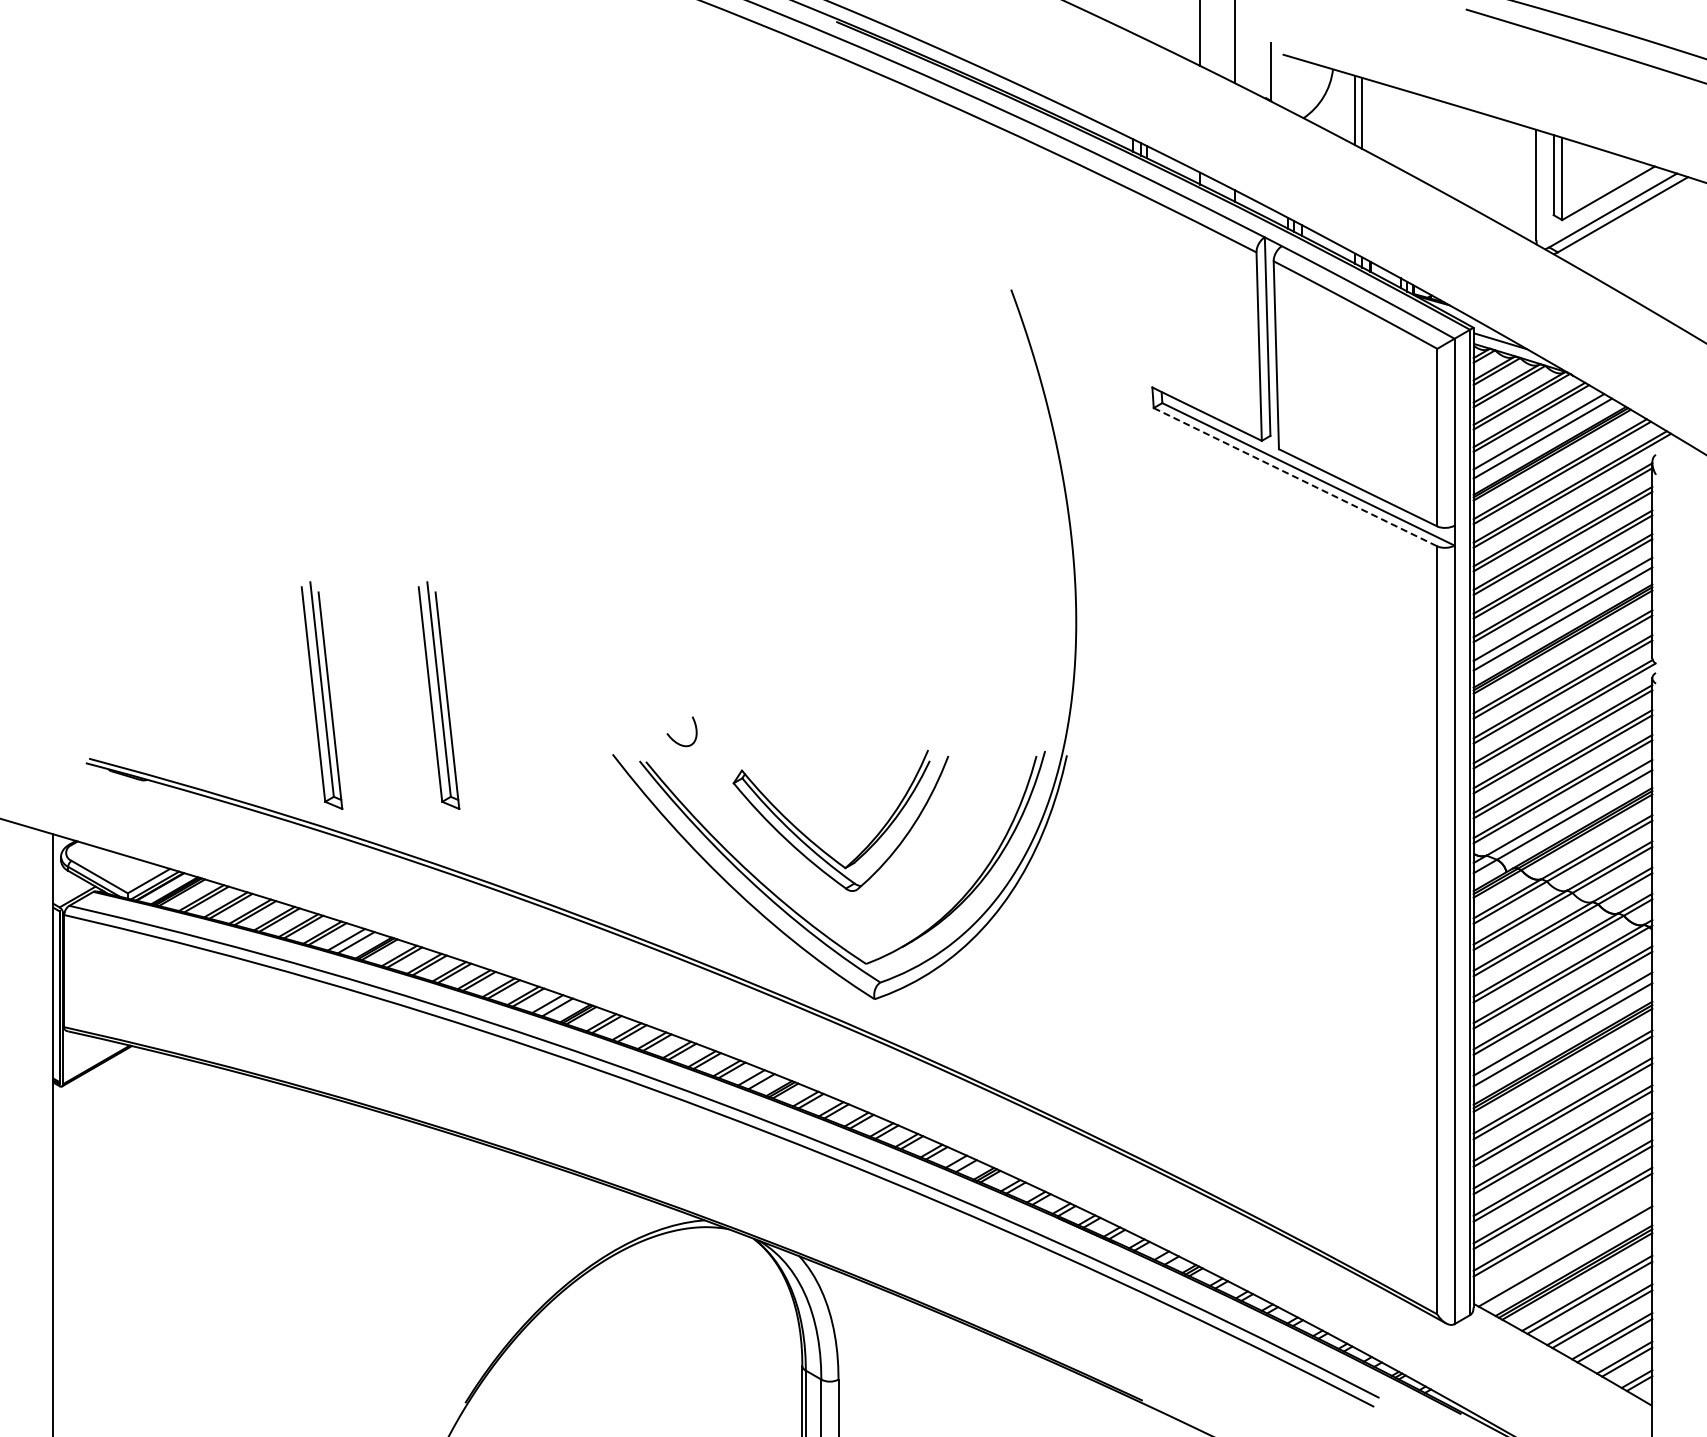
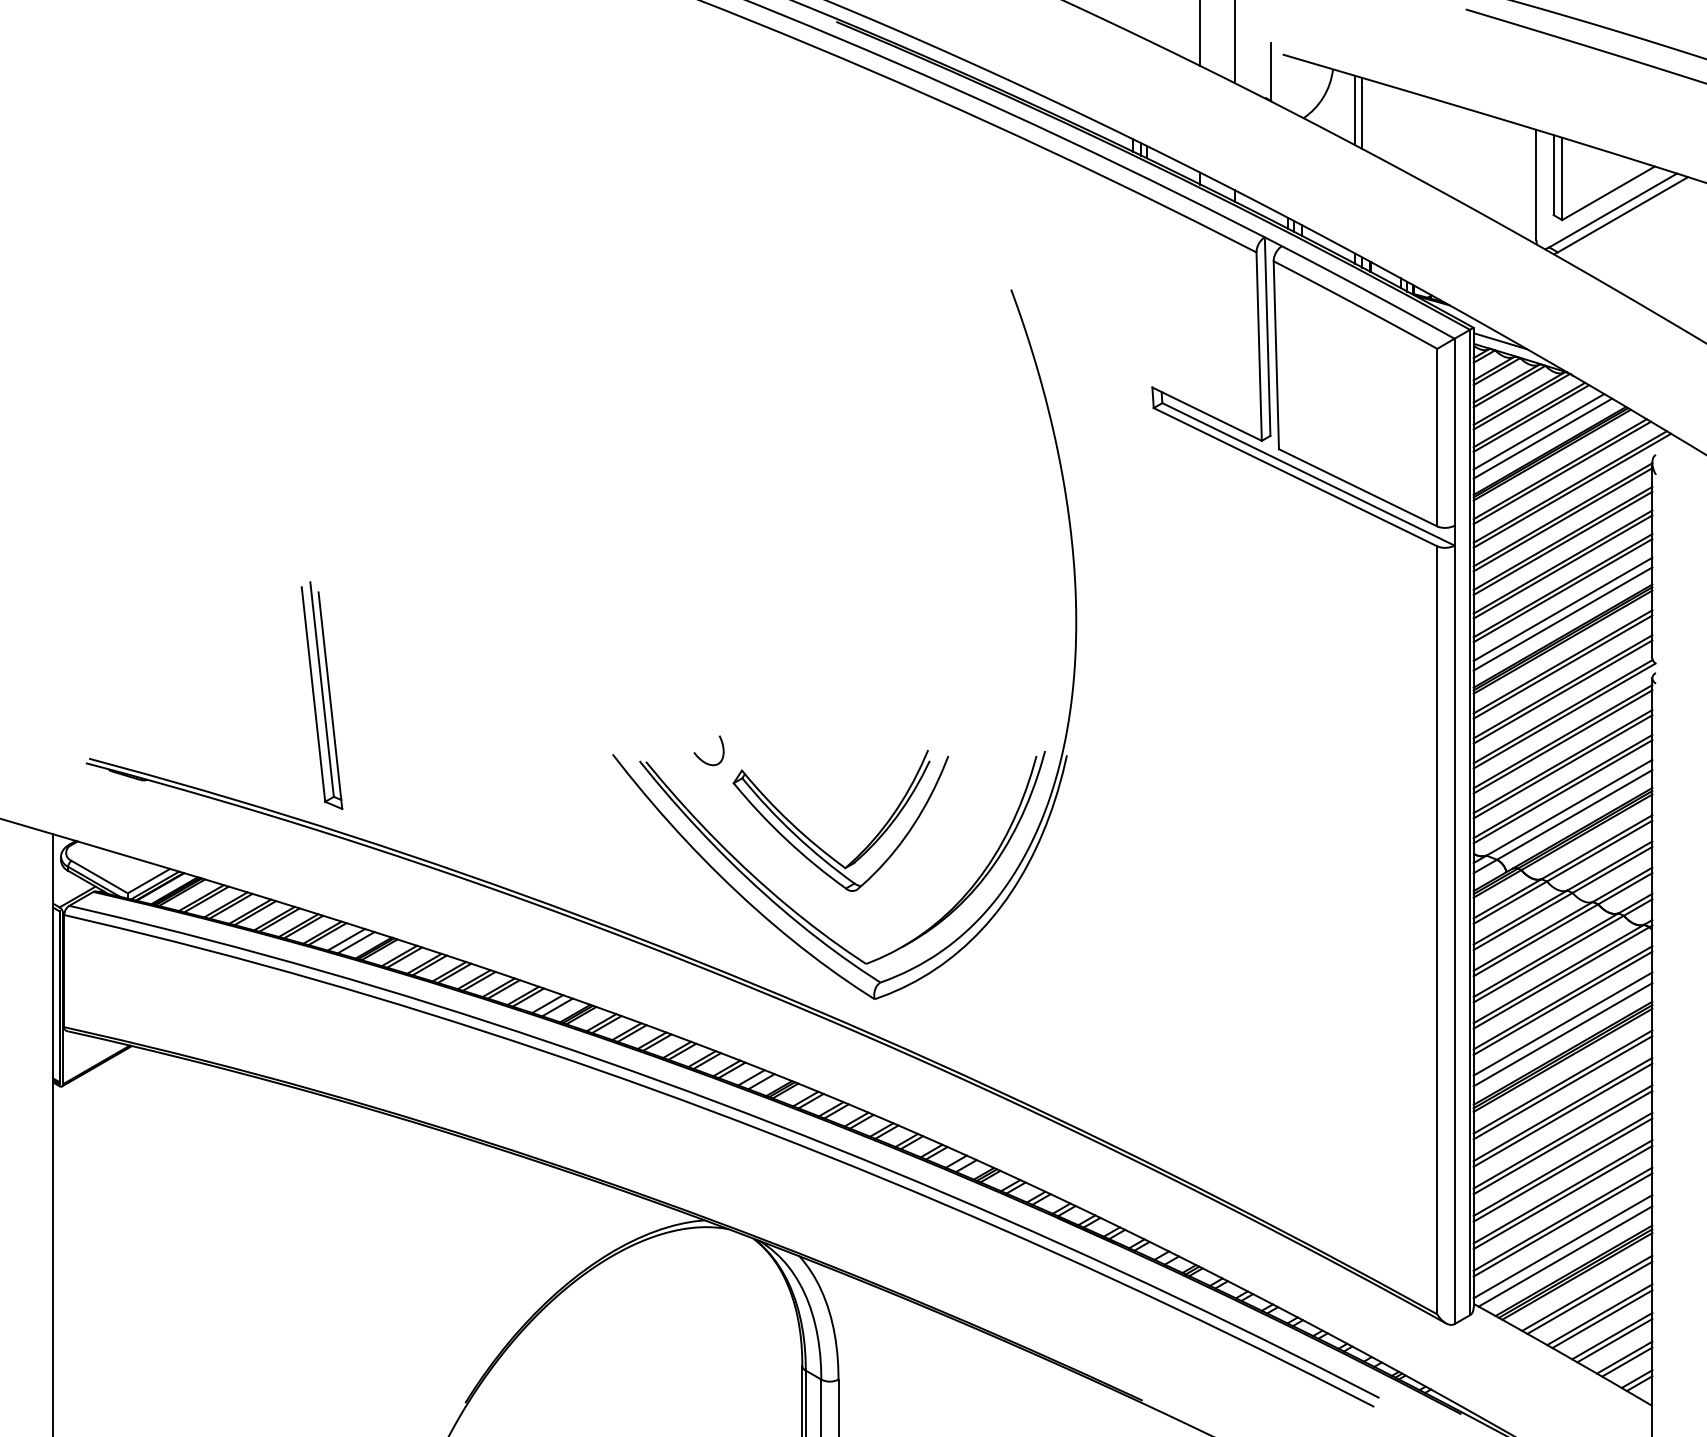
line: dashed -> solid (1295, 477)
part: present -> none (438, 695)
curve position: (675, 740) -> (702, 759) (702, 759)
line: none -> present (1562, 1246)
